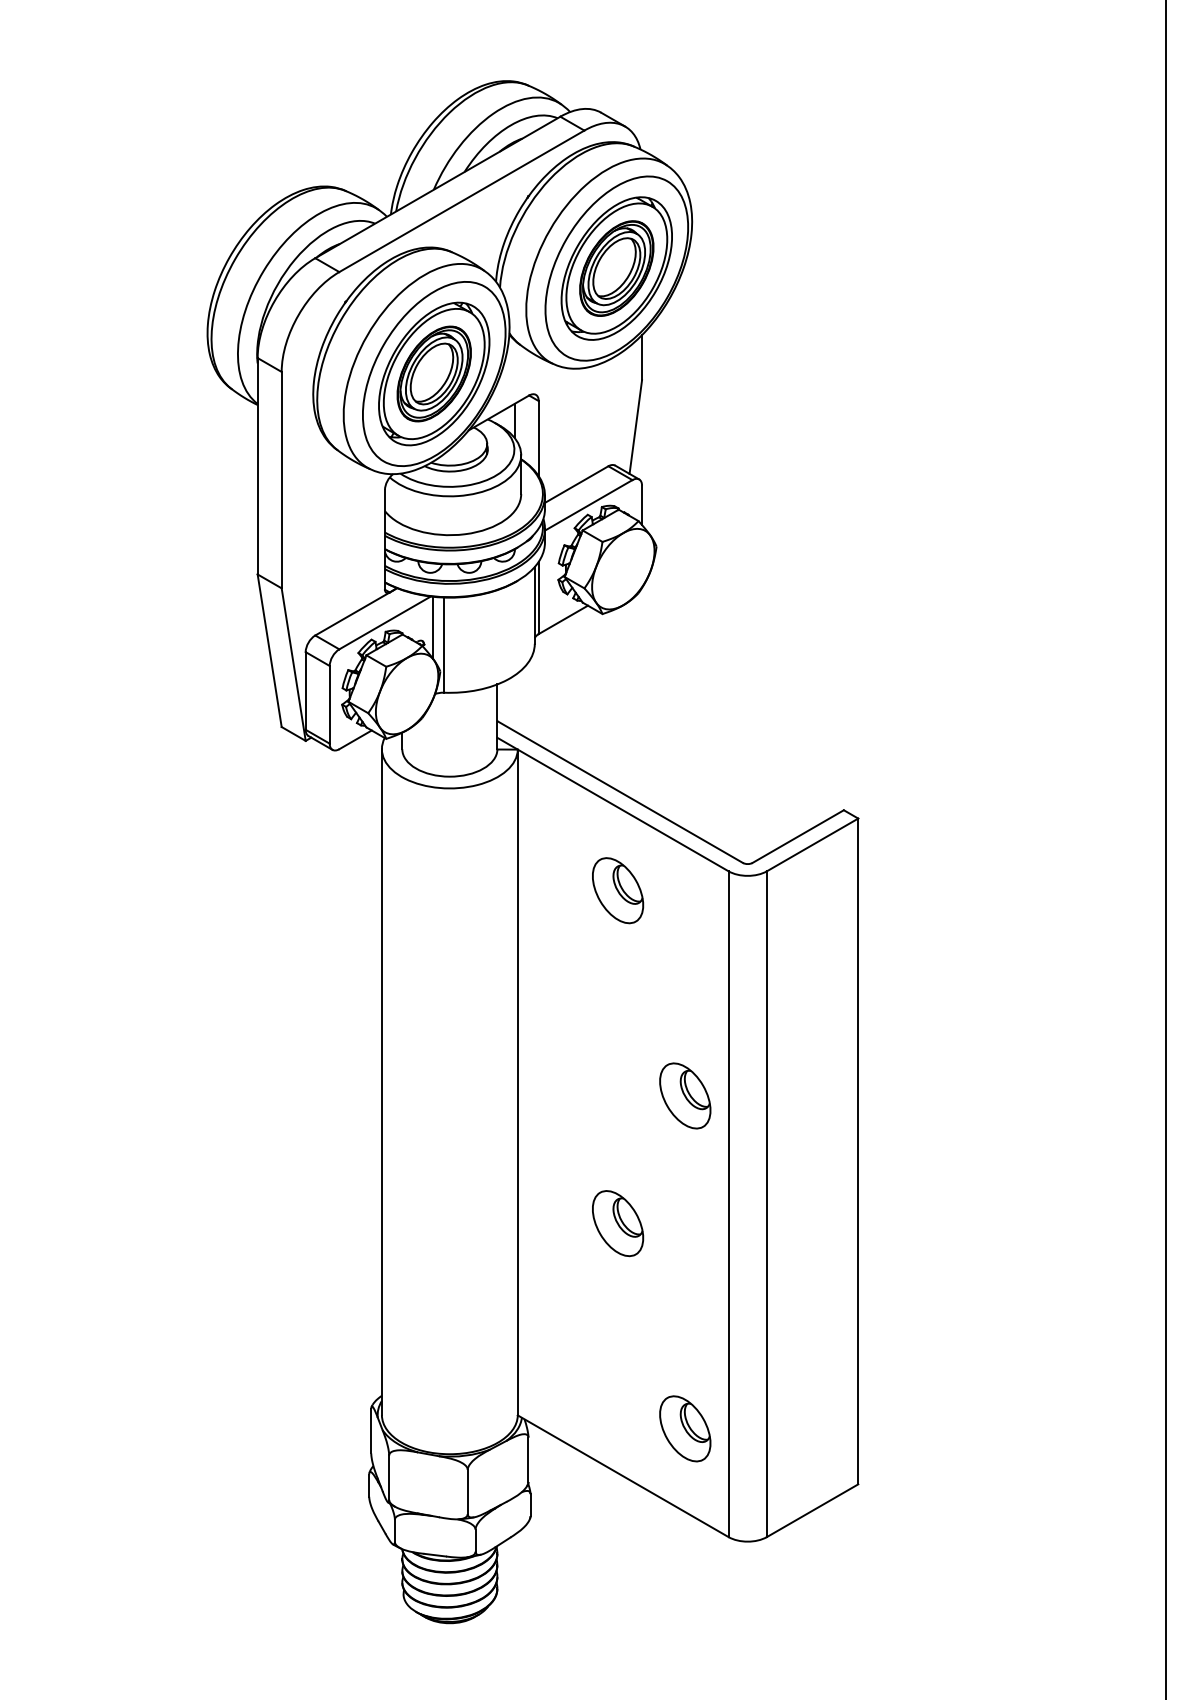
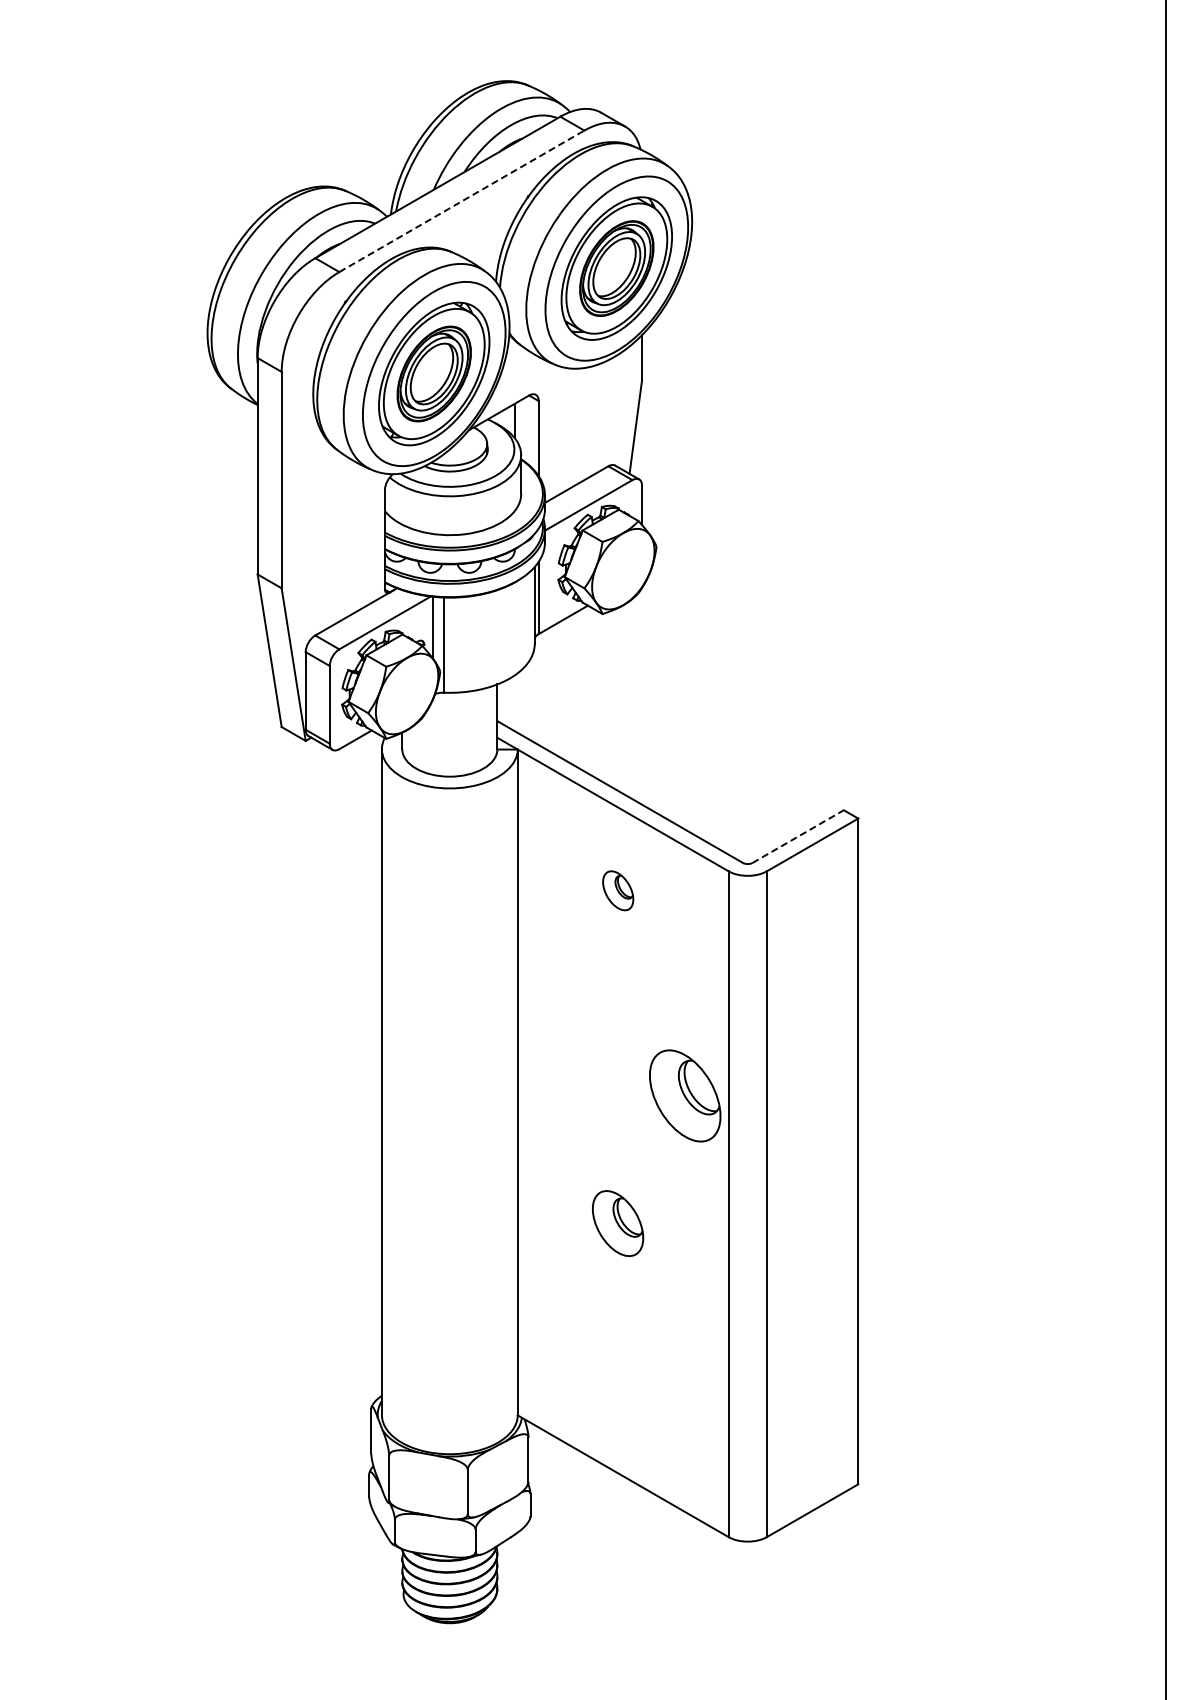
line: solid -> dashed (462, 201)
line: solid -> dashed (798, 836)
part size: 53x68 px -> 33x42 px (618, 890)
part size: 53x68 px -> 73x94 px (685, 1095)
part: present -> none (685, 1428)
